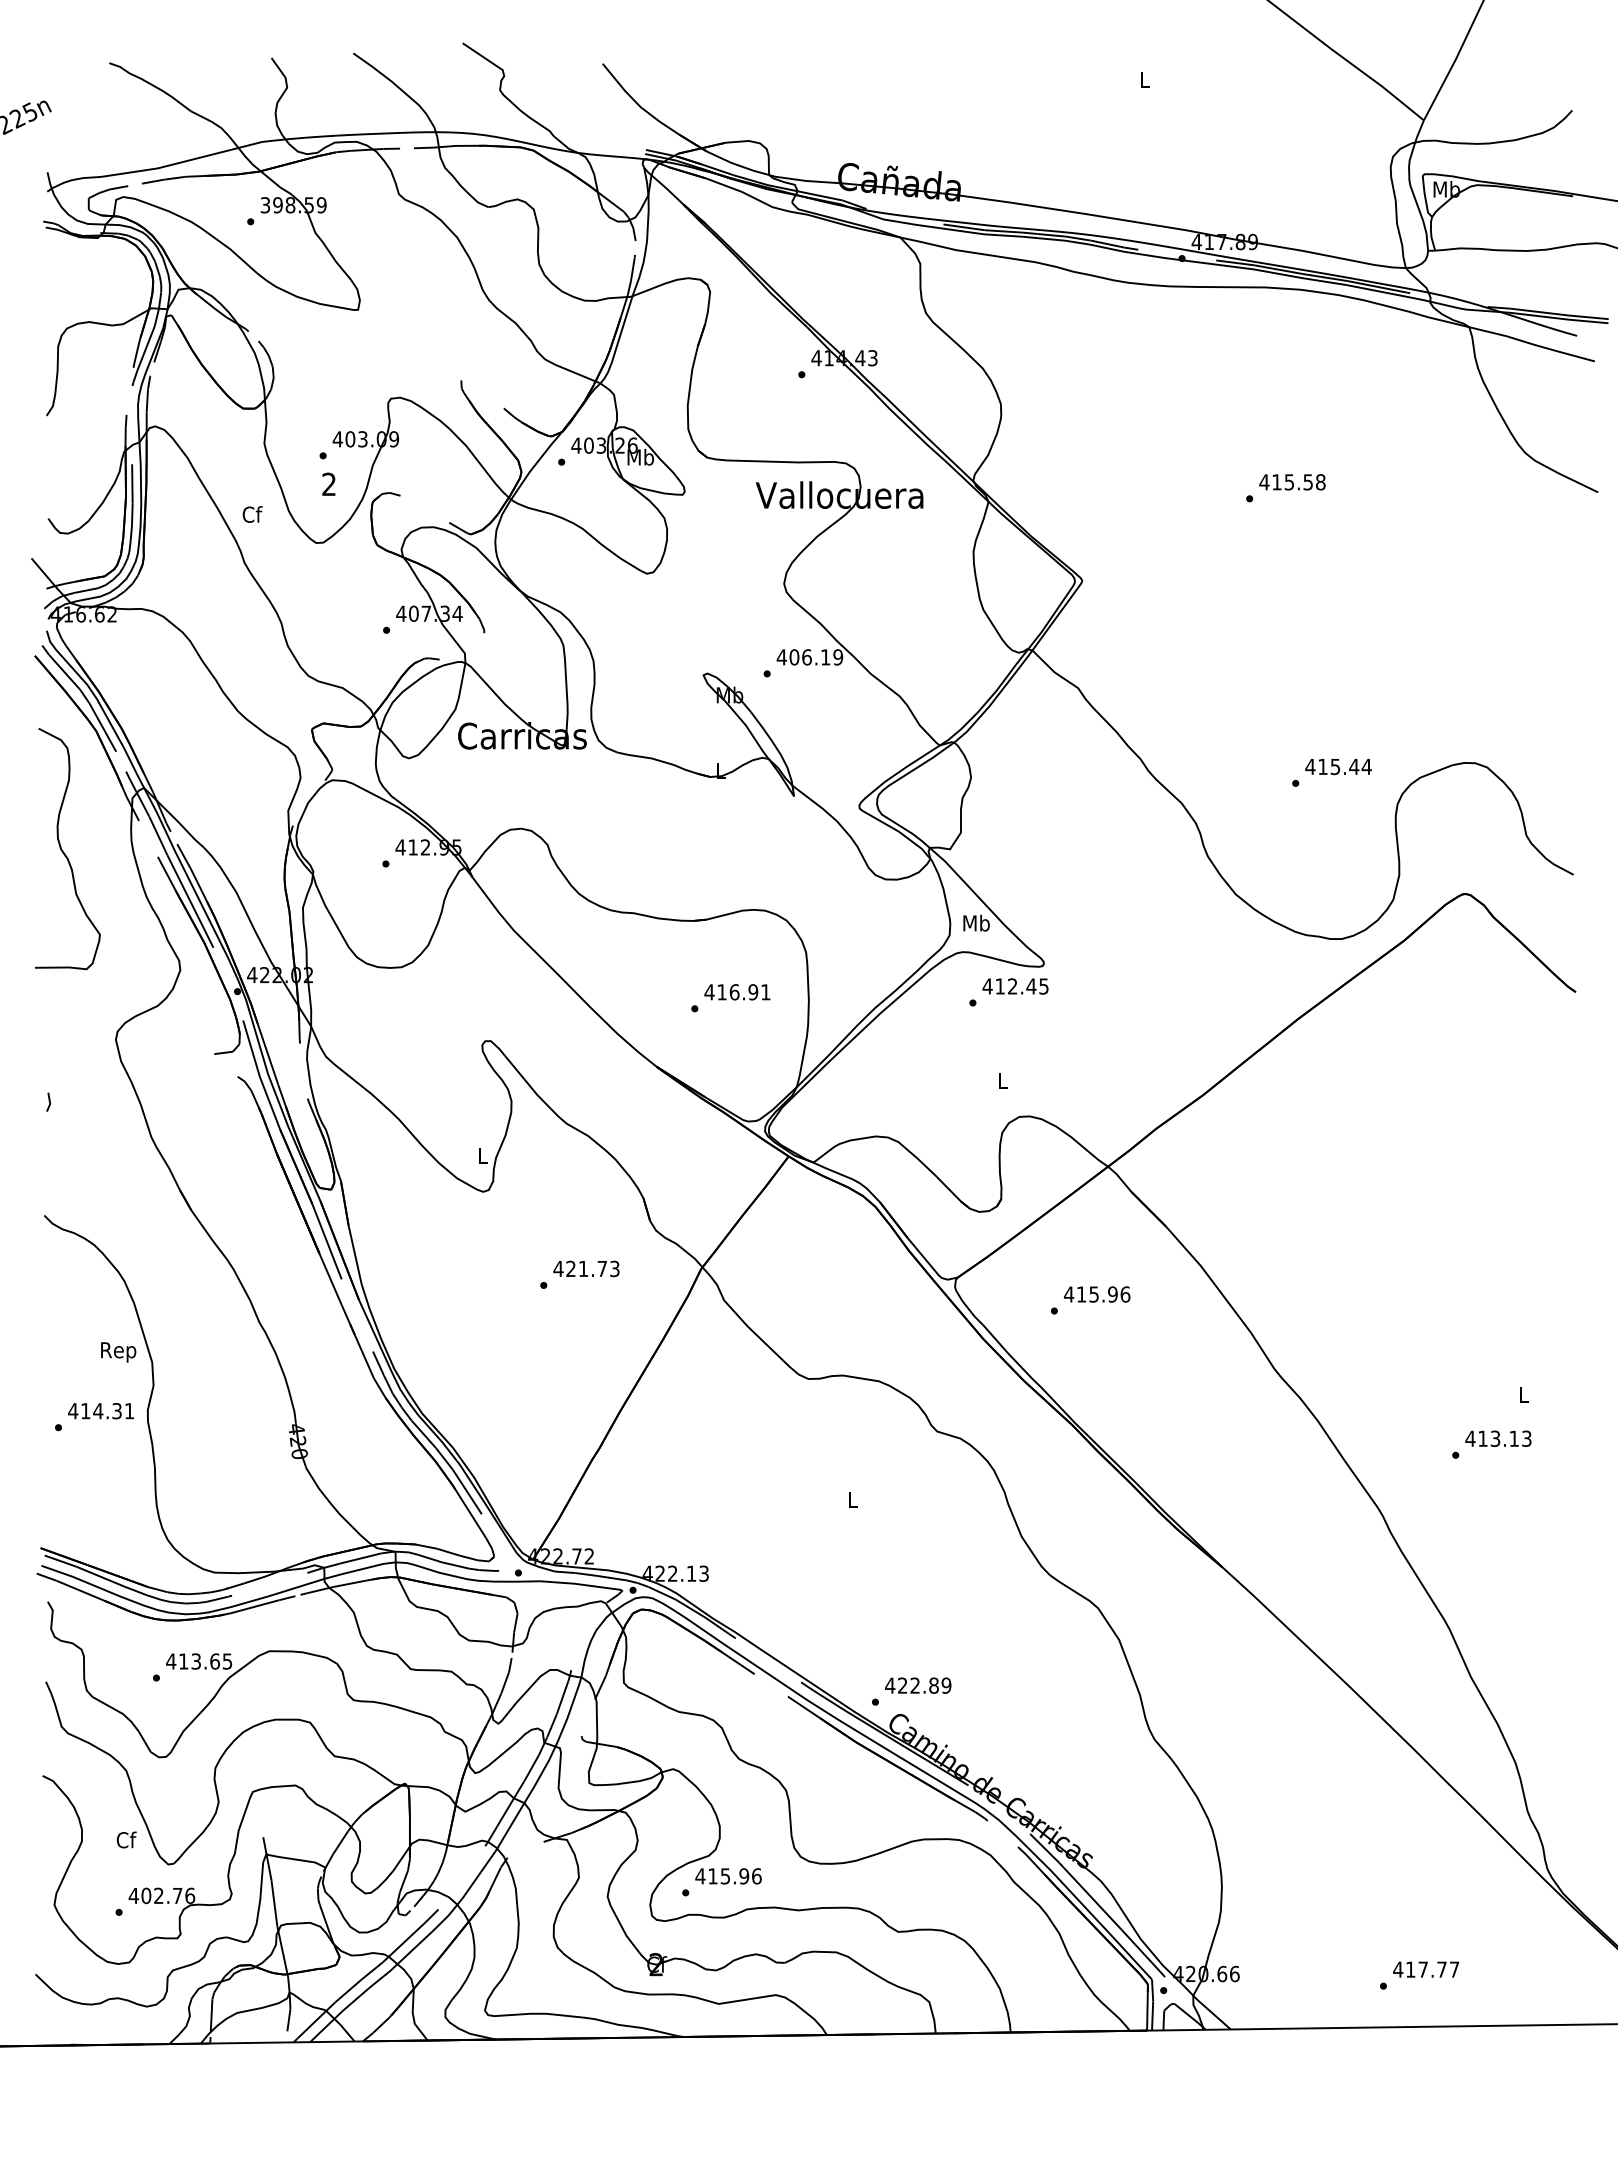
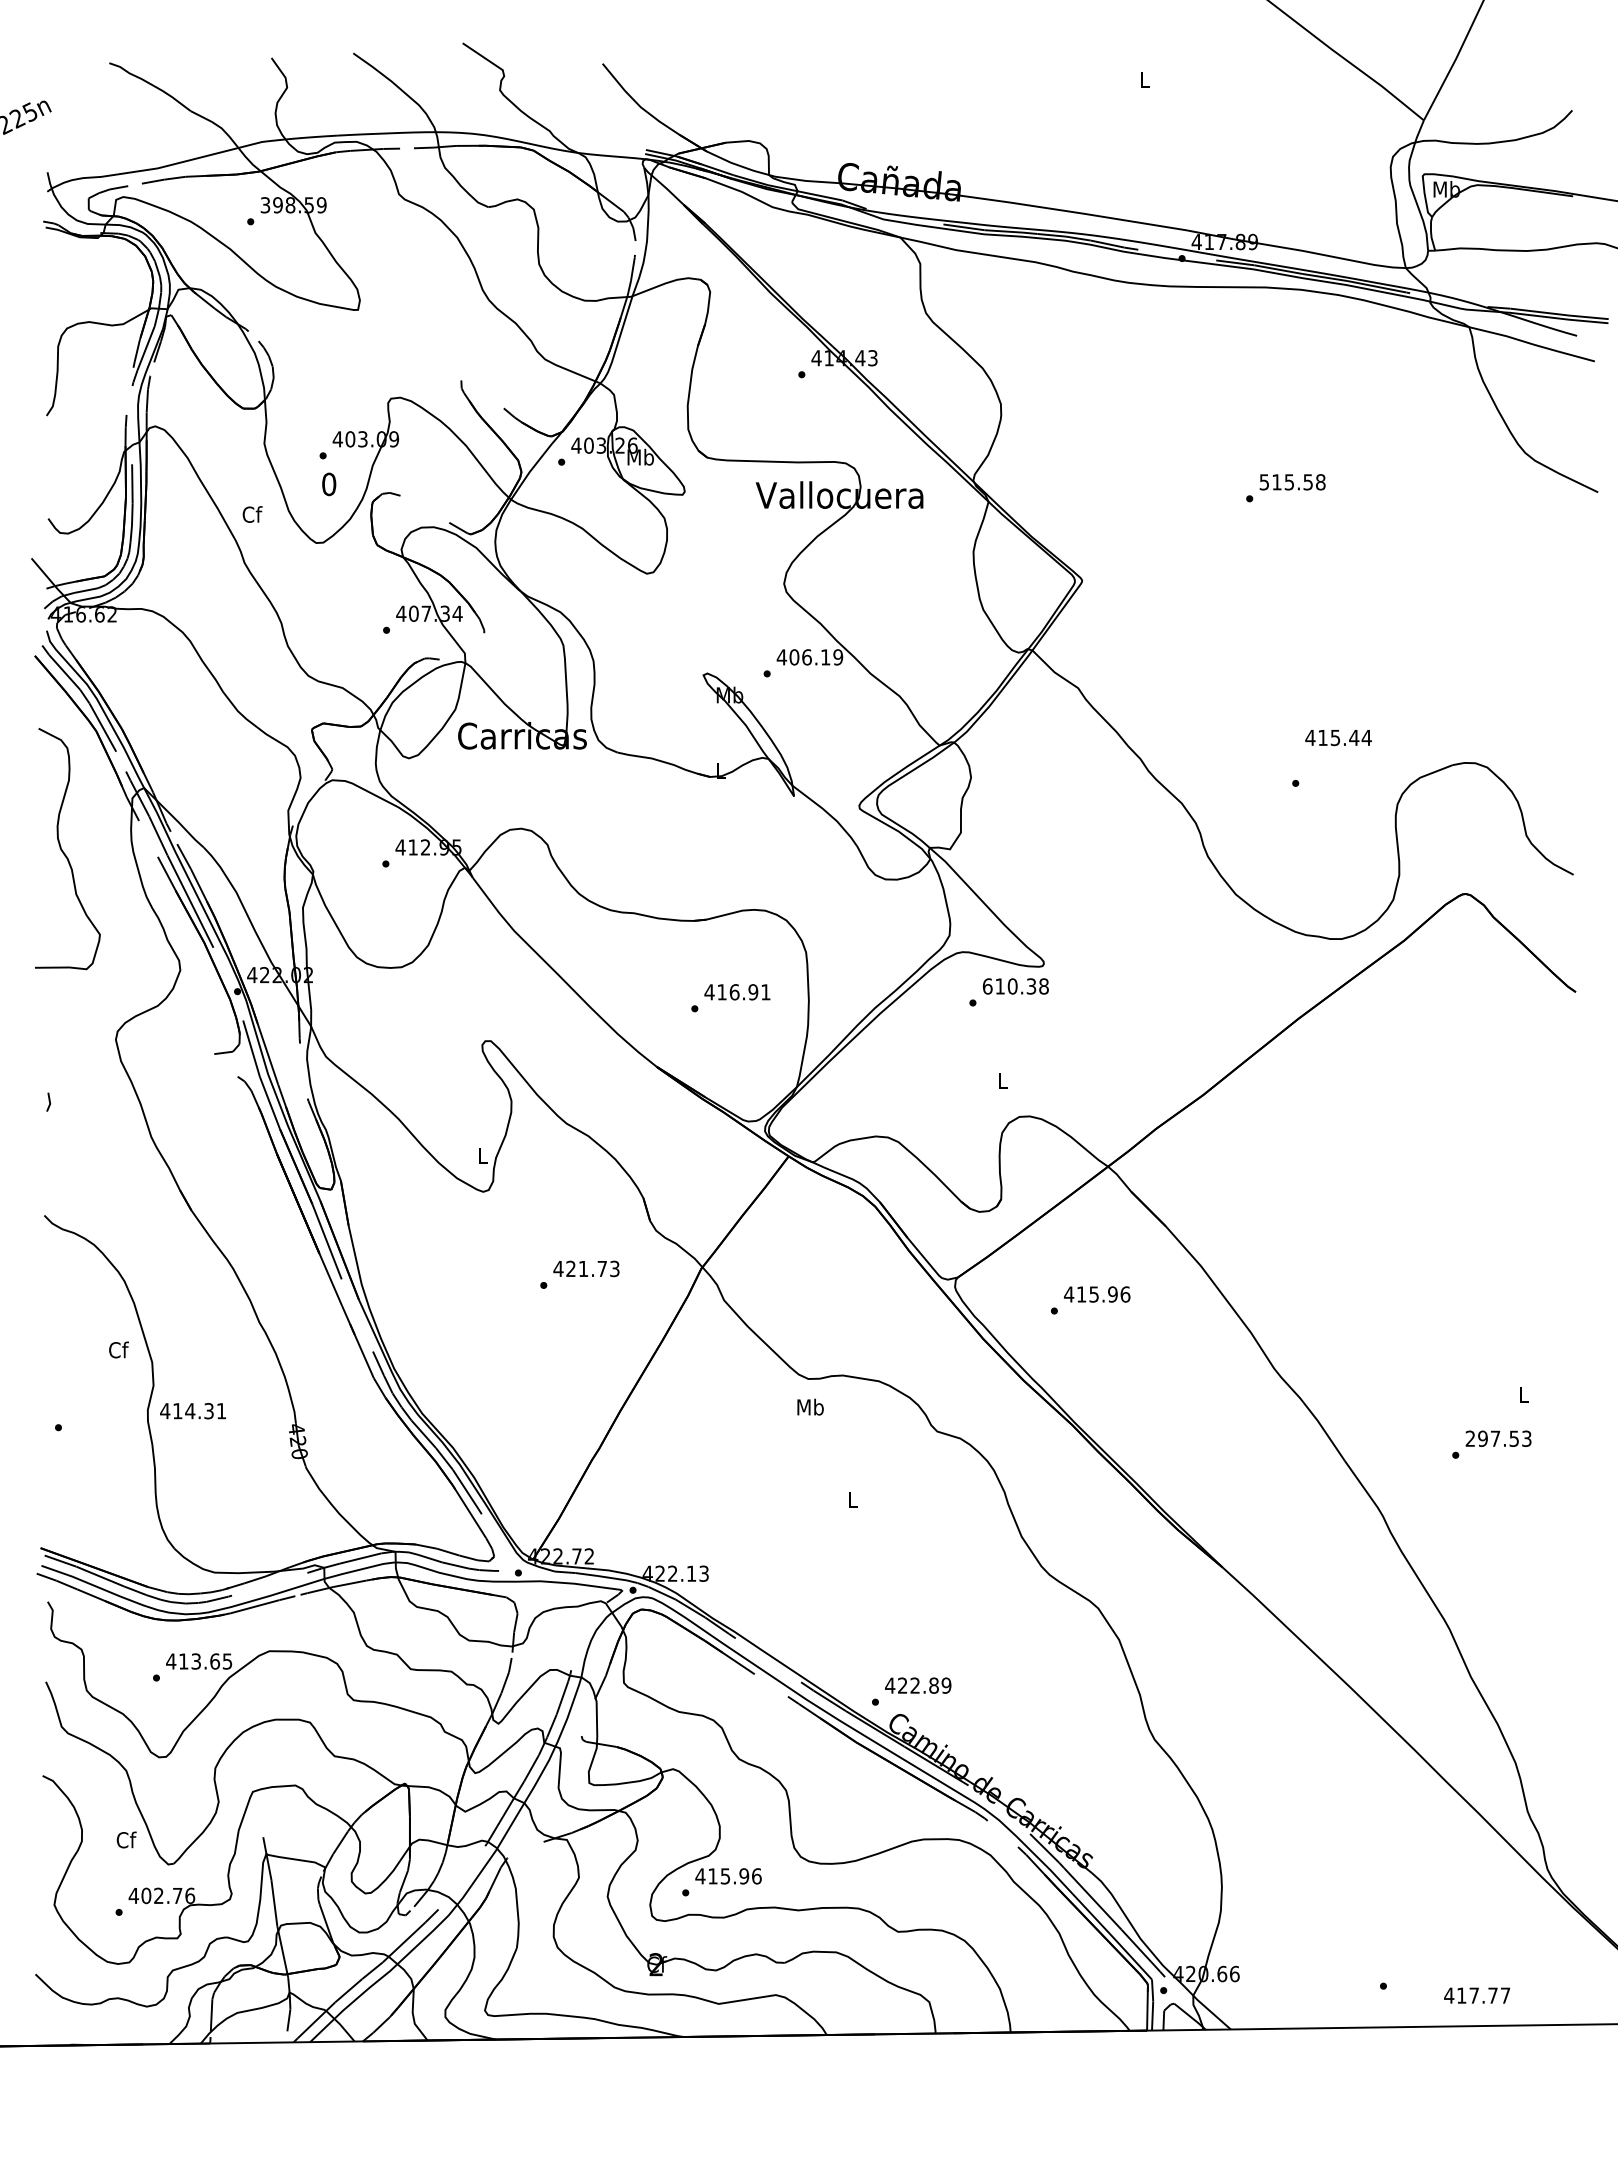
text: 415.58 -> 515.58 (1264, 482)
text: 2 -> 0 (329, 484)
text position: (1338, 767) -> (1338, 738) (1338, 738)
text position: (976, 922) -> (810, 1406) (810, 1406)
text: 412.45 -> 610.38 (1015, 986)
text: Rep -> Cf (118, 1351)
text position: (100, 1411) -> (192, 1411) (192, 1411)
text: 413.13 -> 297.53 (1491, 1438)
text position: (1426, 1969) -> (1477, 1995) (1477, 1995)
